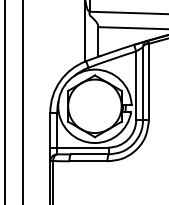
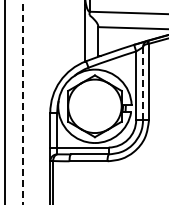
line: solid -> dashed (143, 83)
line: solid -> dashed (22, 102)
